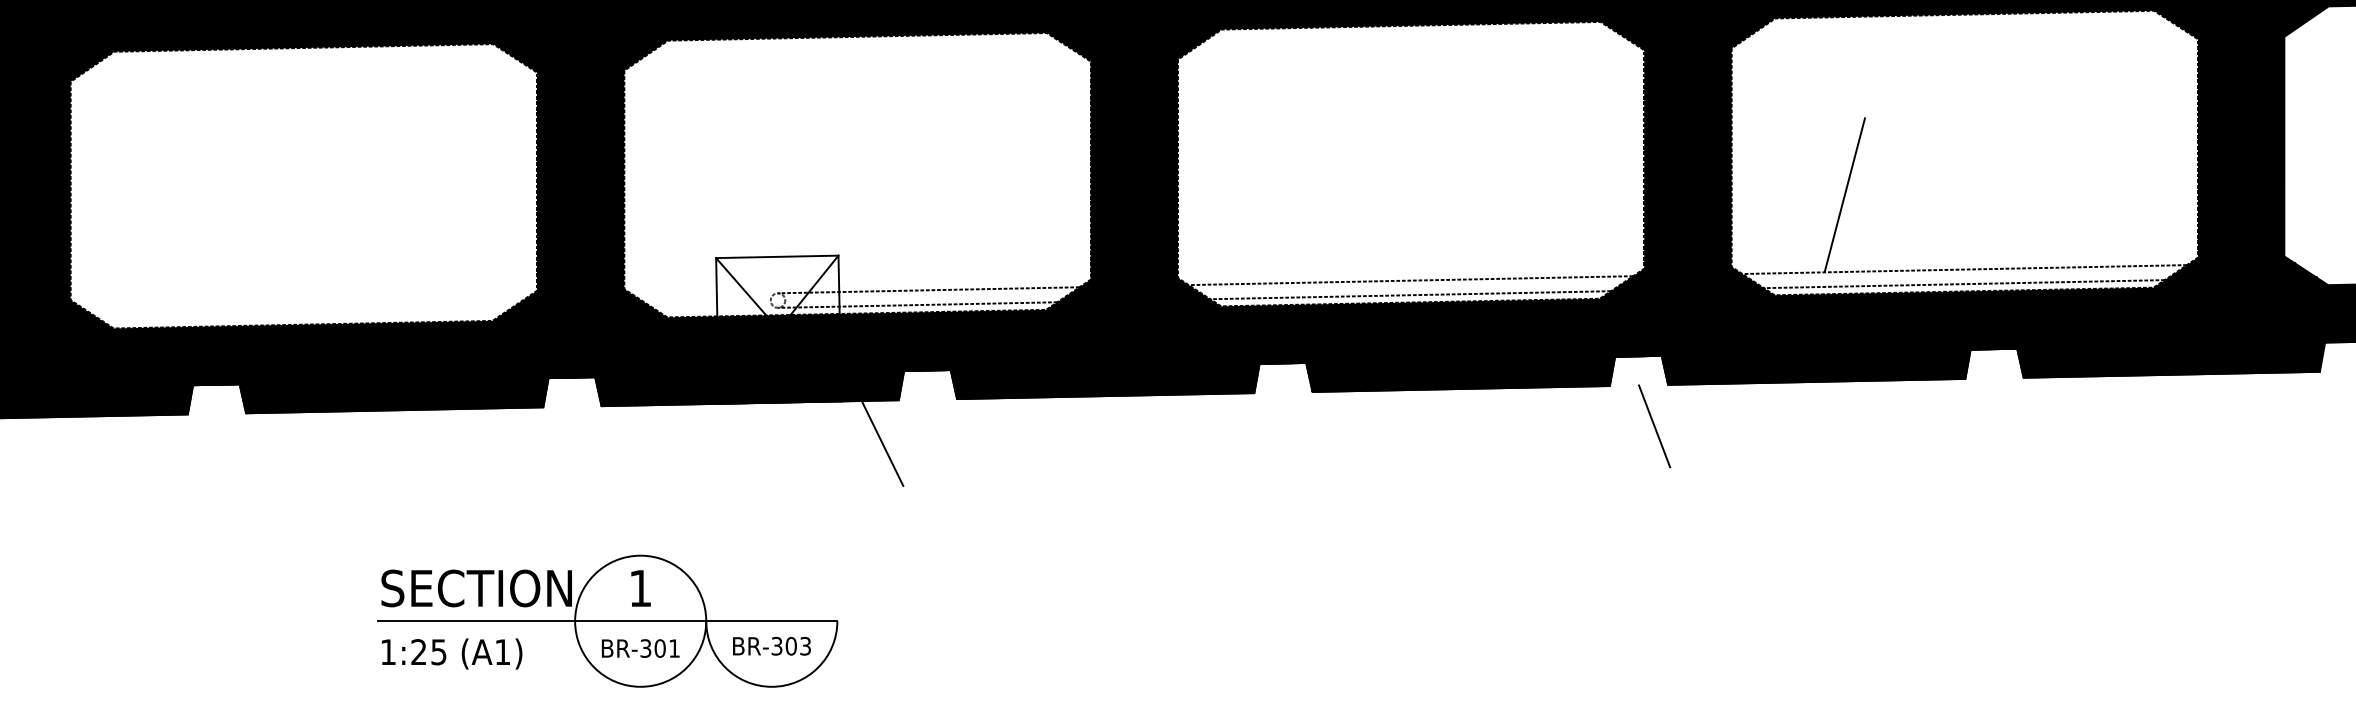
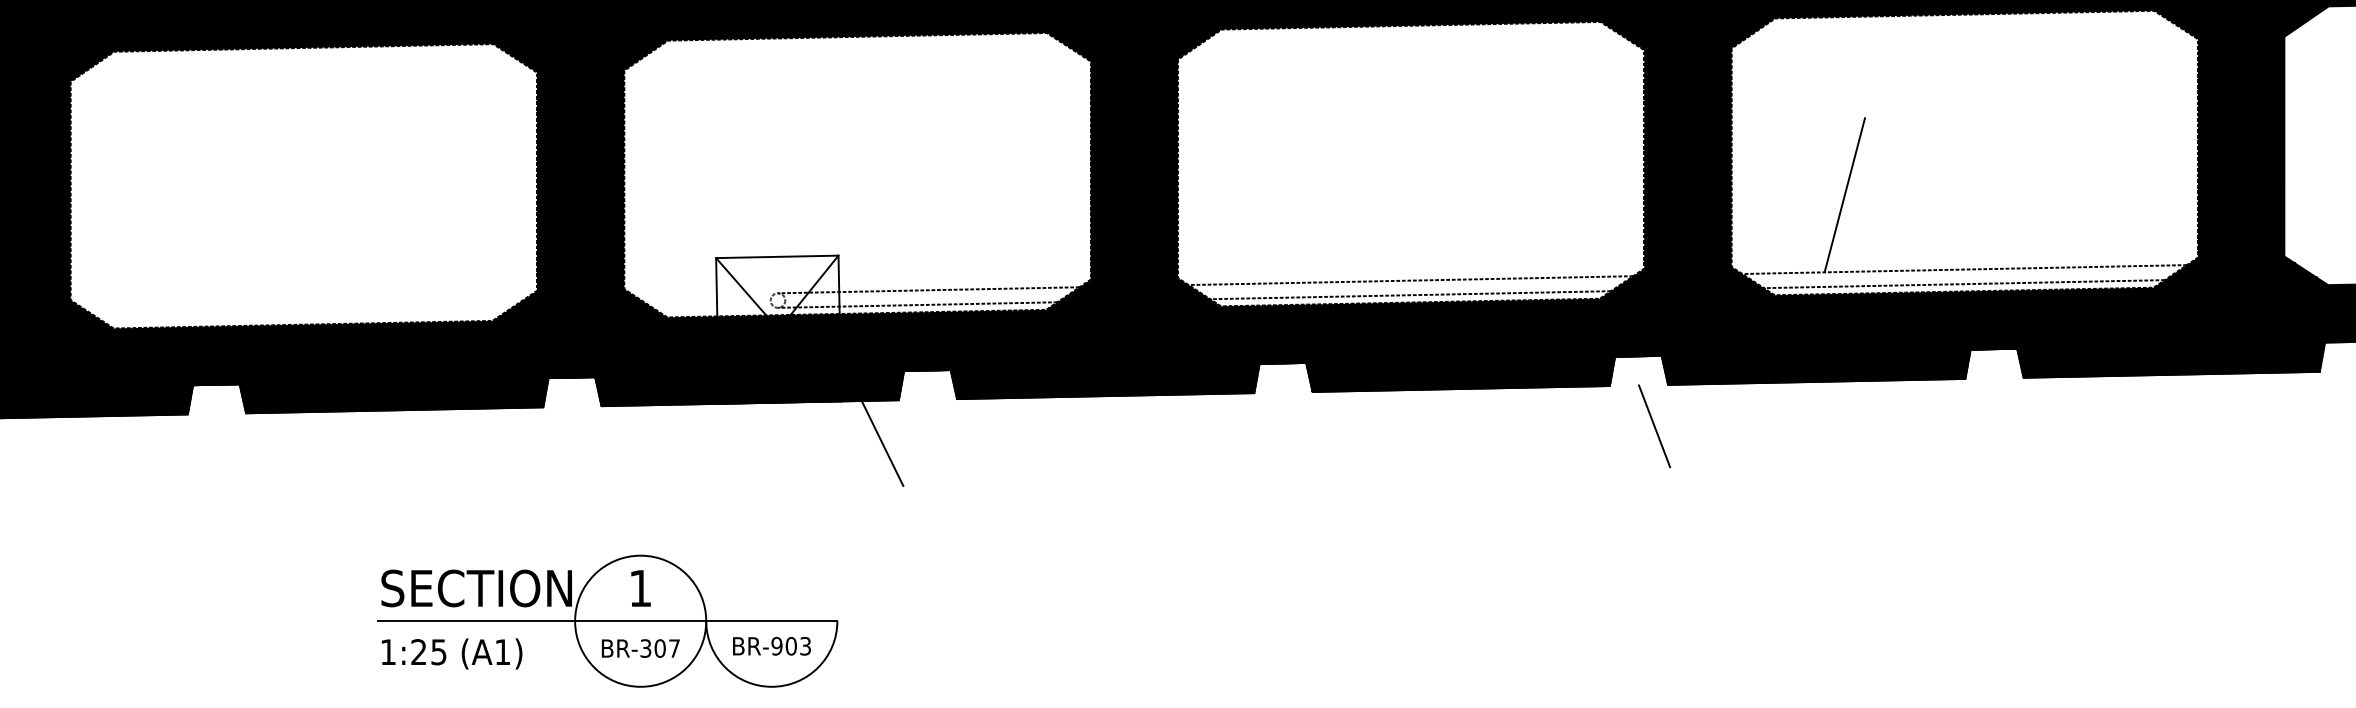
text: BR-303 -> BR-903 (776, 646)
text: BR-301 -> BR-307 (674, 648)
